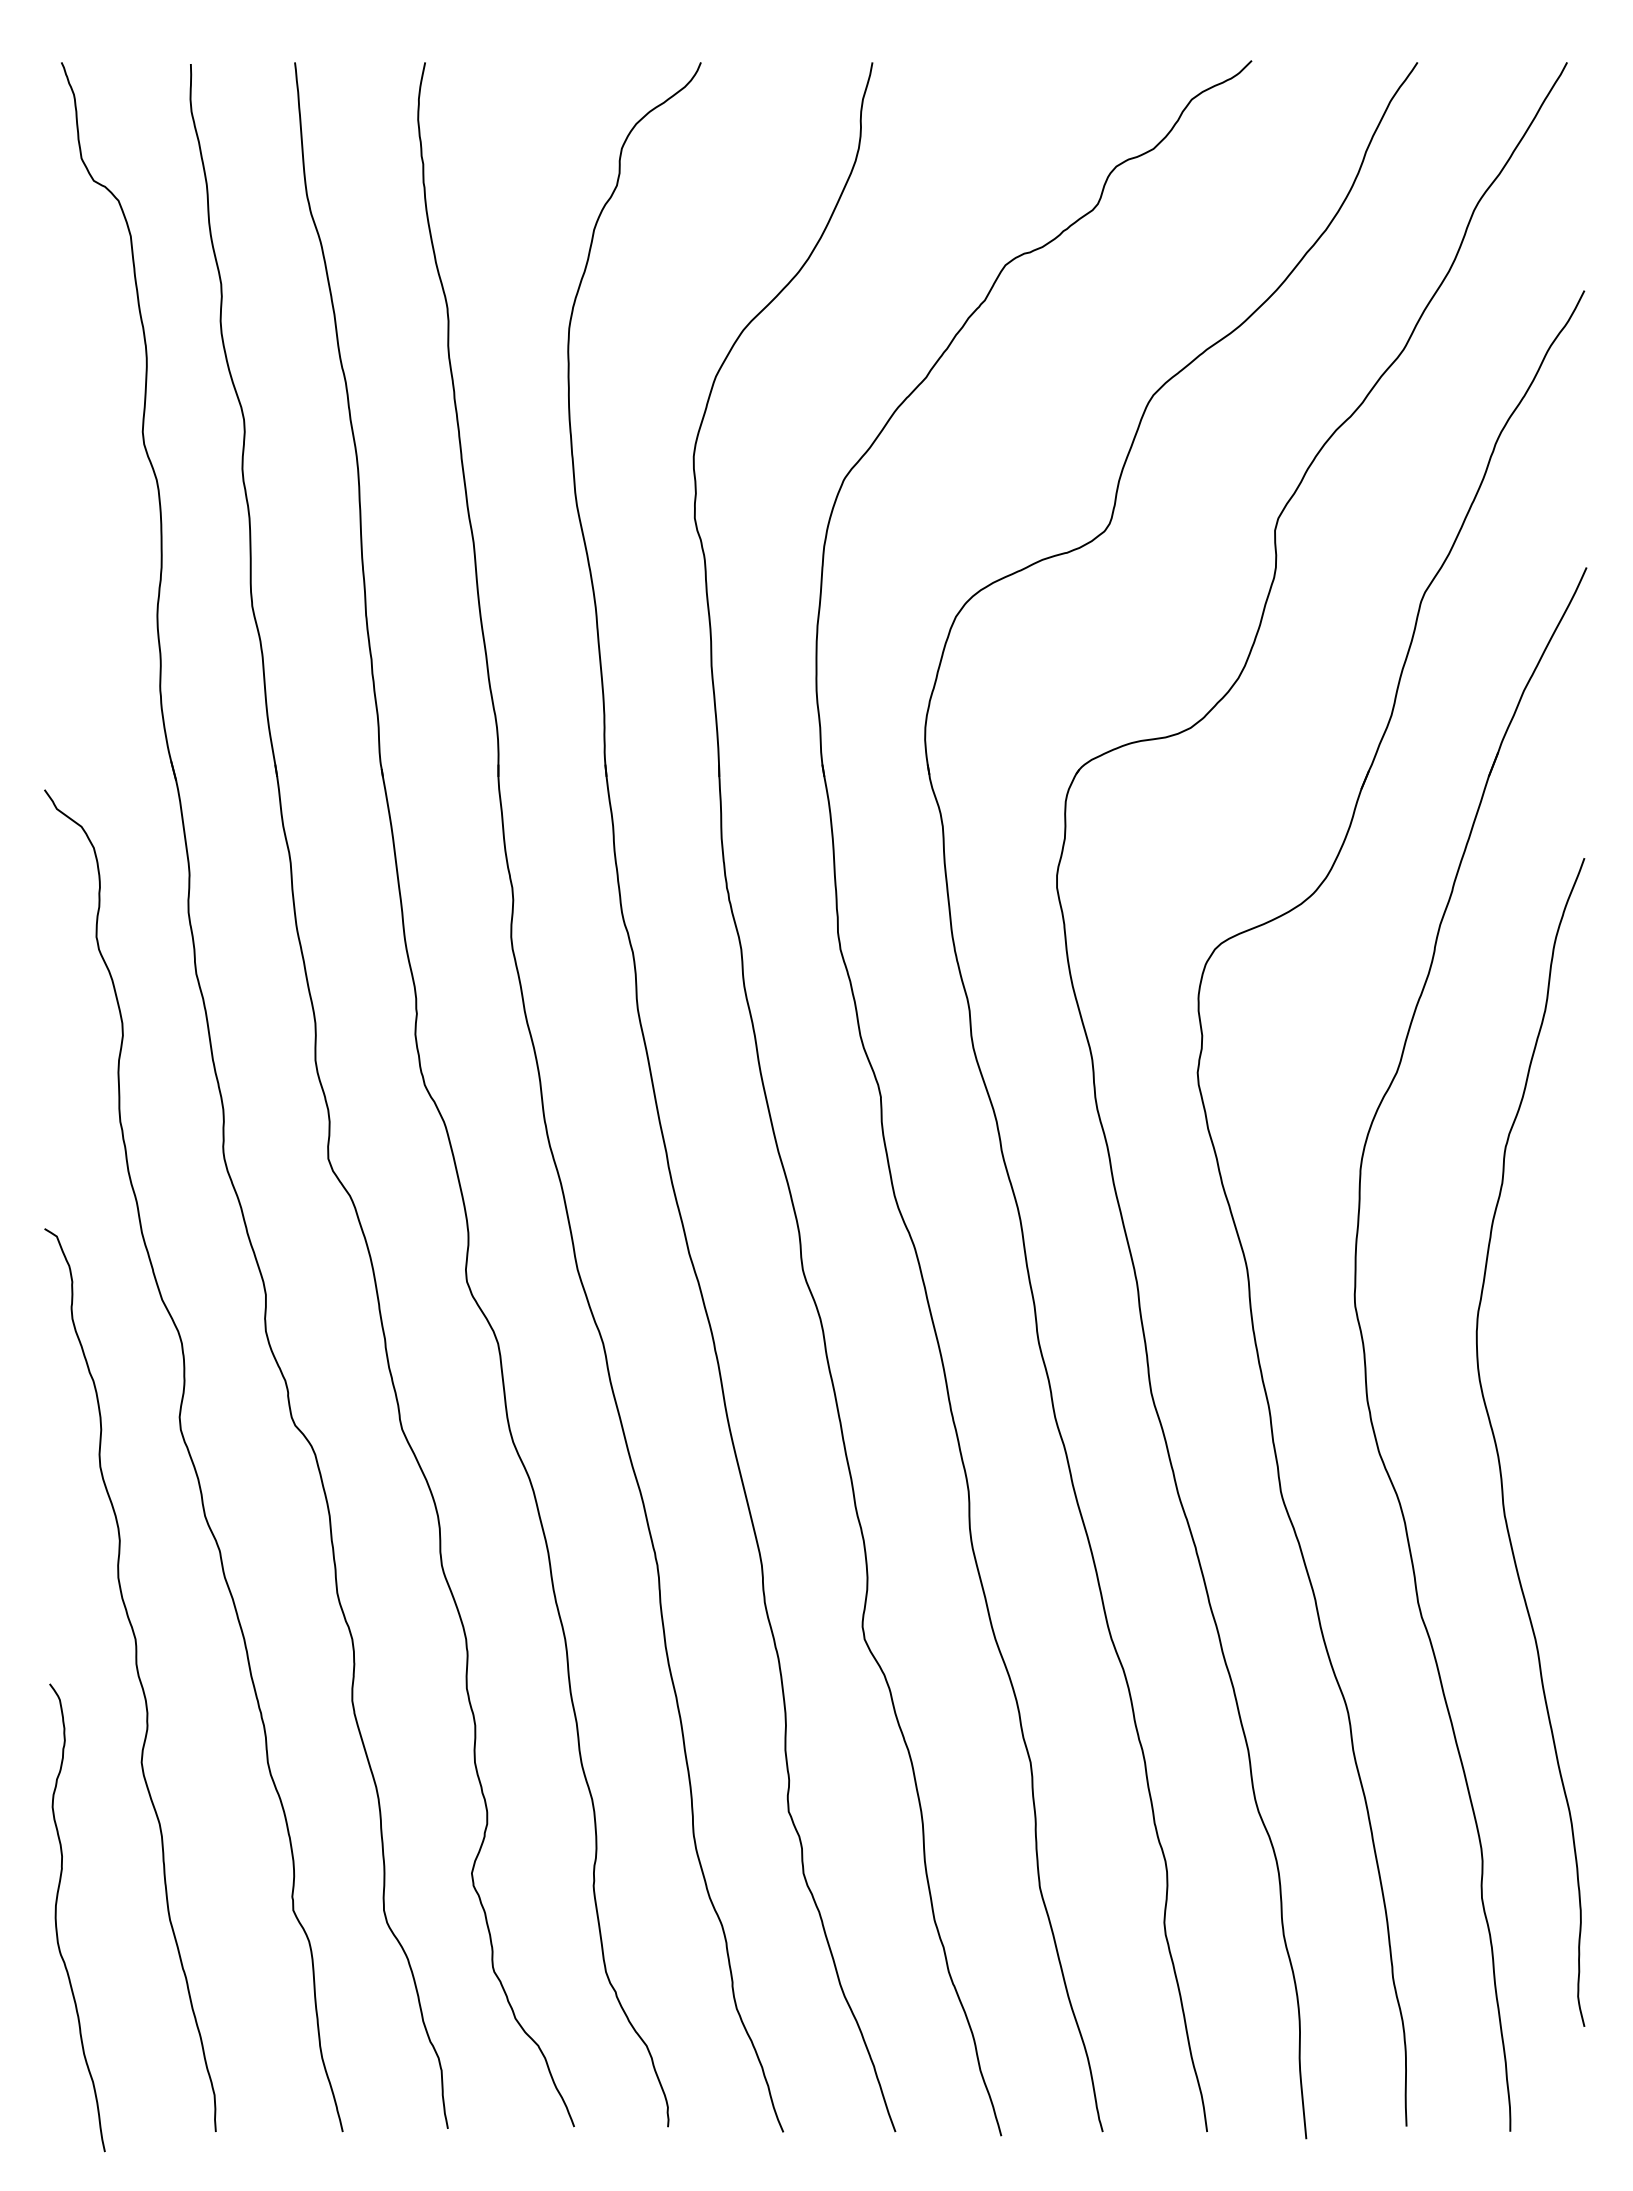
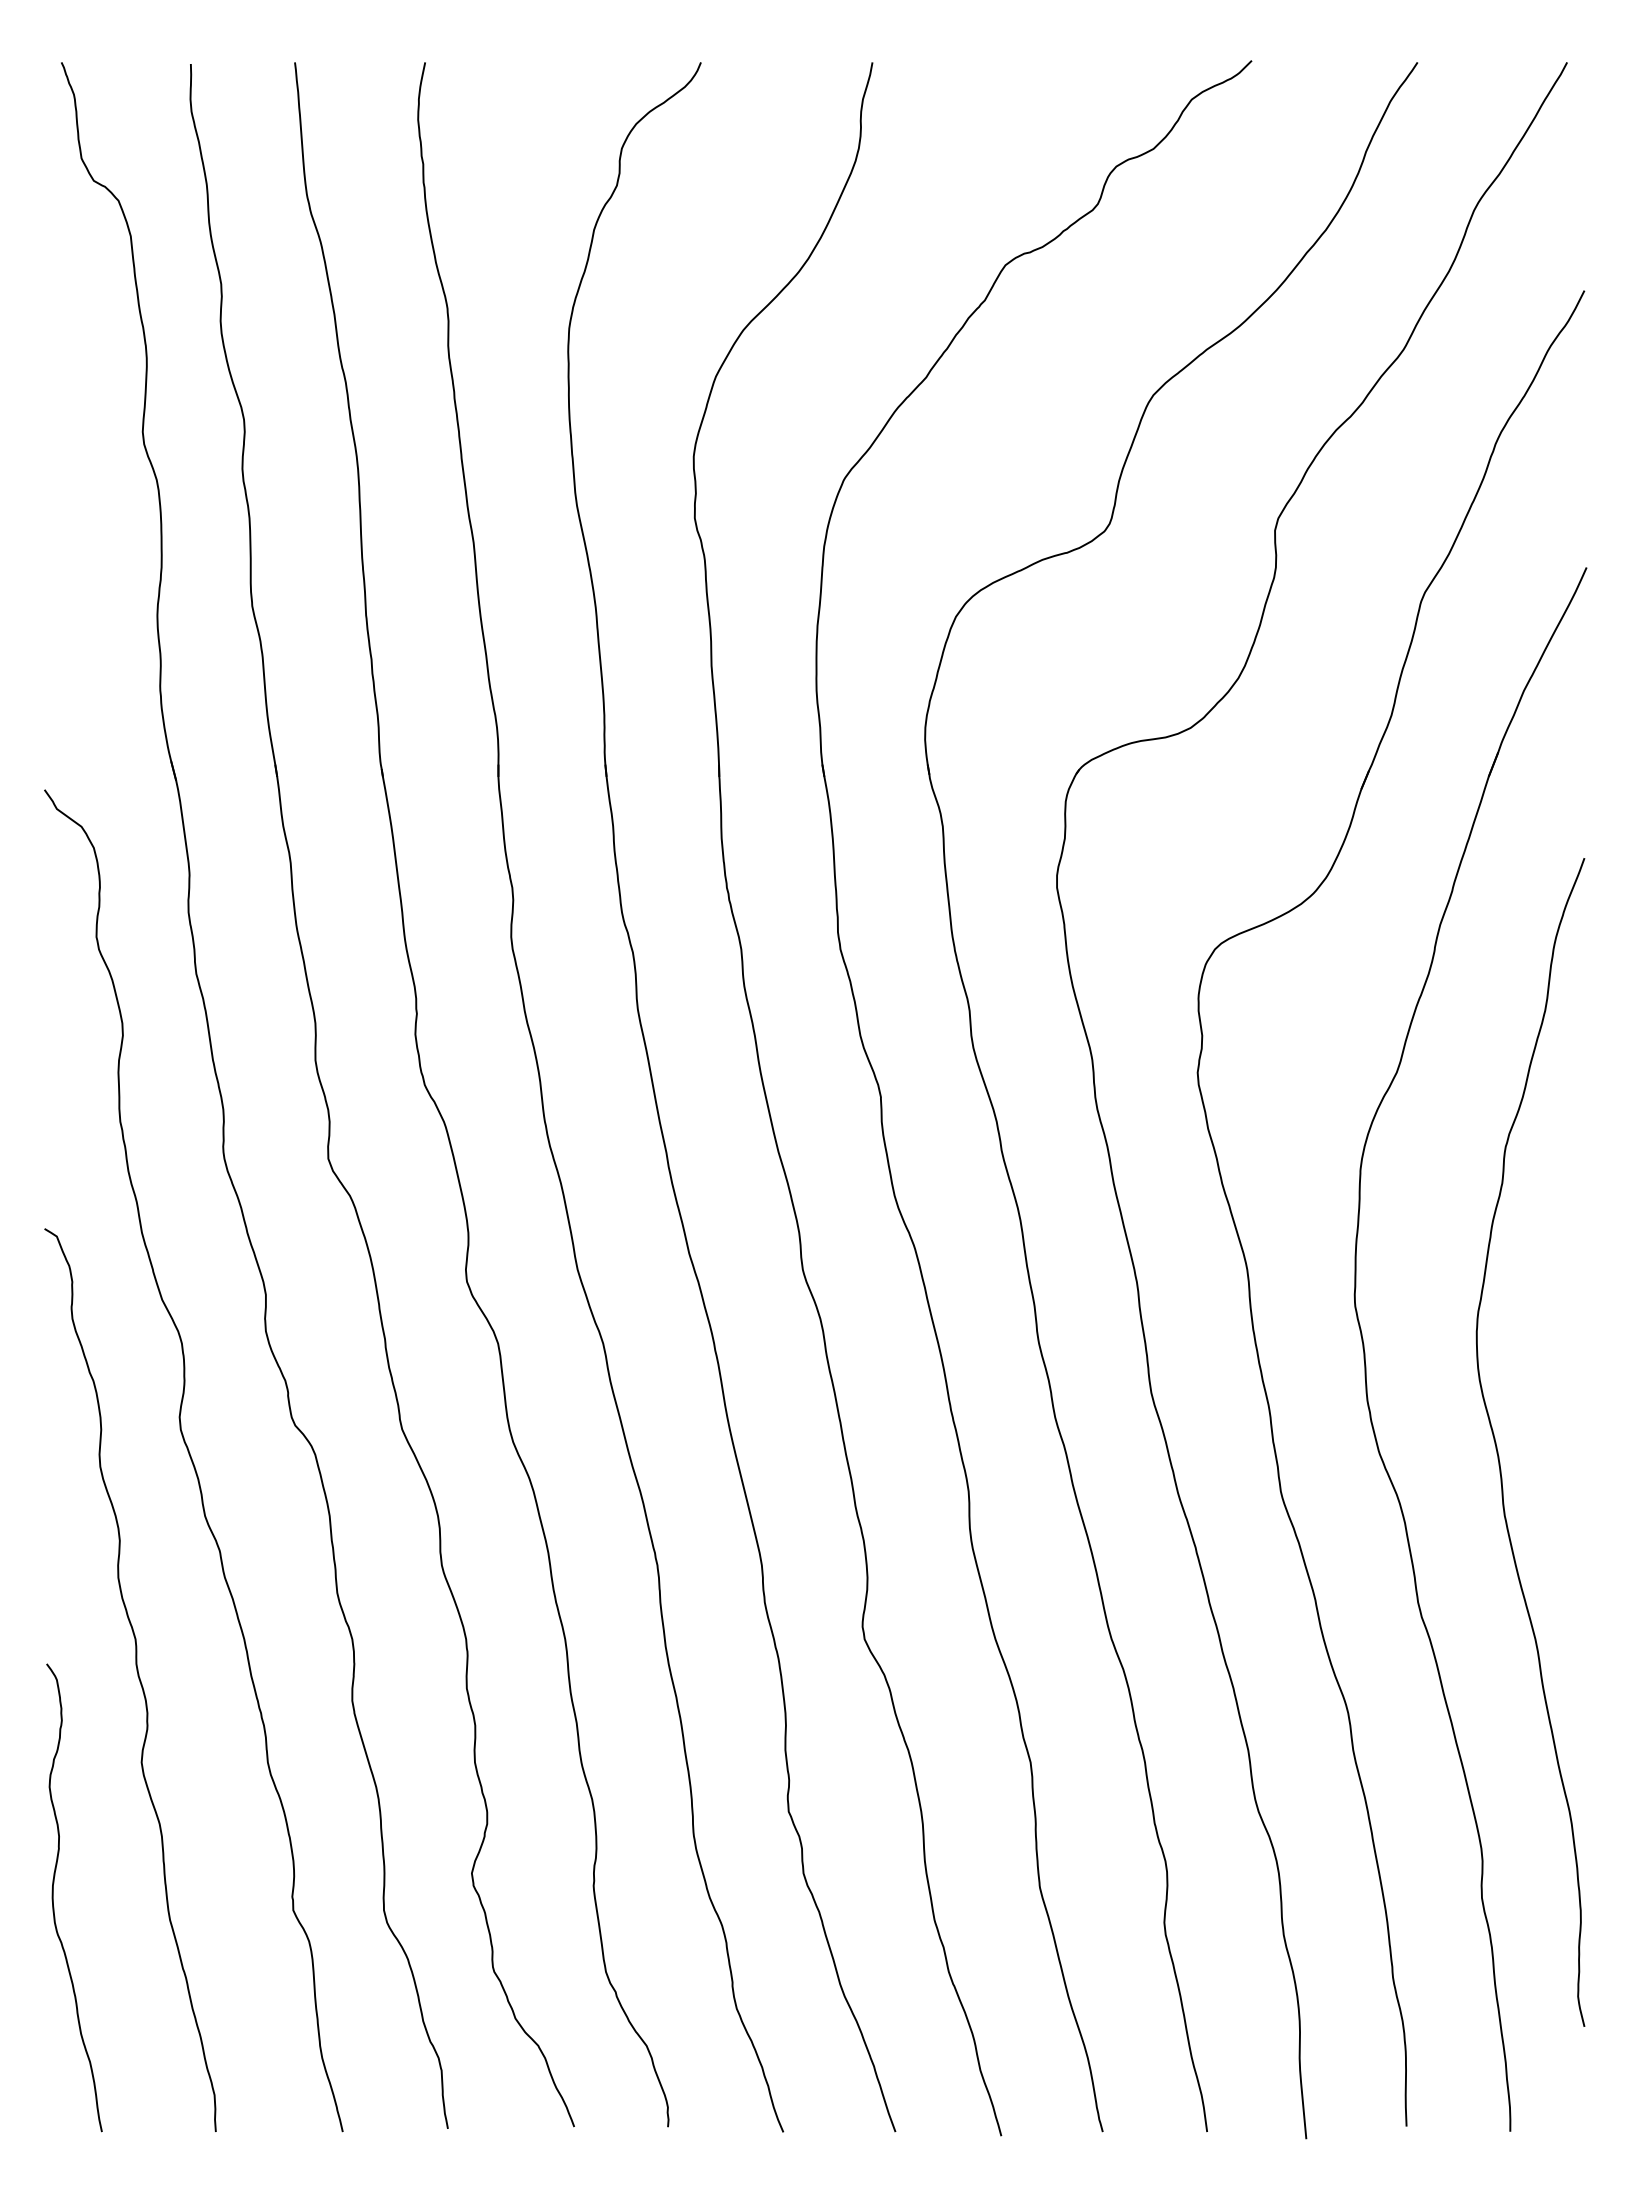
curve position: (56, 1917) -> (53, 1897) (53, 1897)
